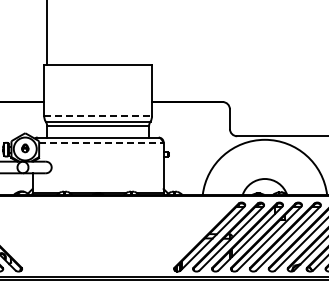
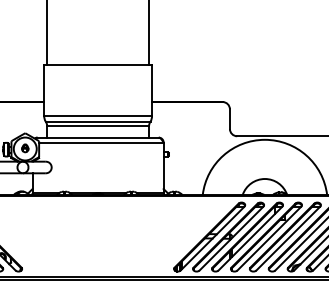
line: none -> present (149, 33)
line: dashed -> solid (98, 115)
line: dashed -> solid (101, 142)
